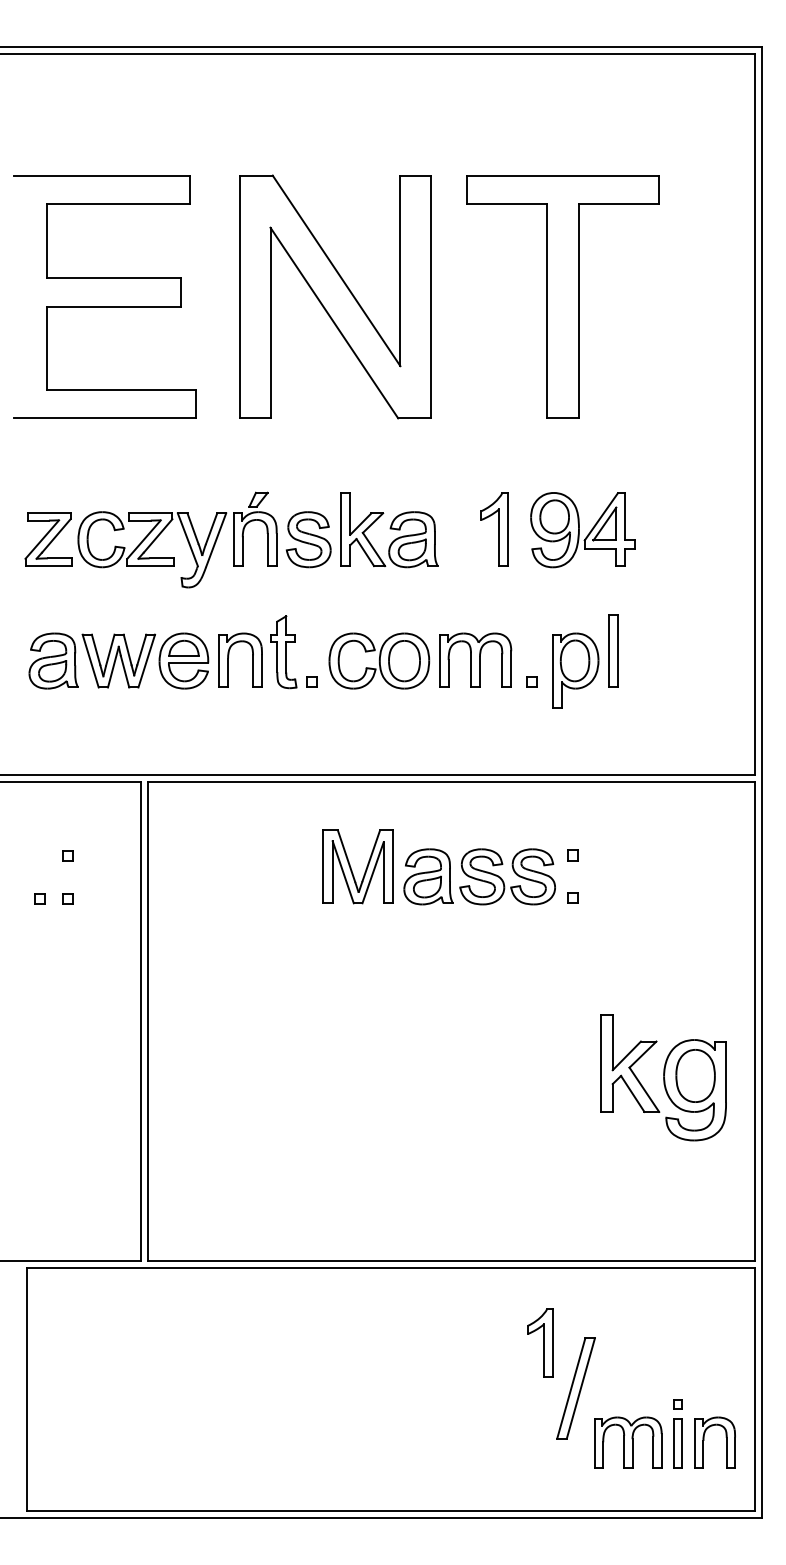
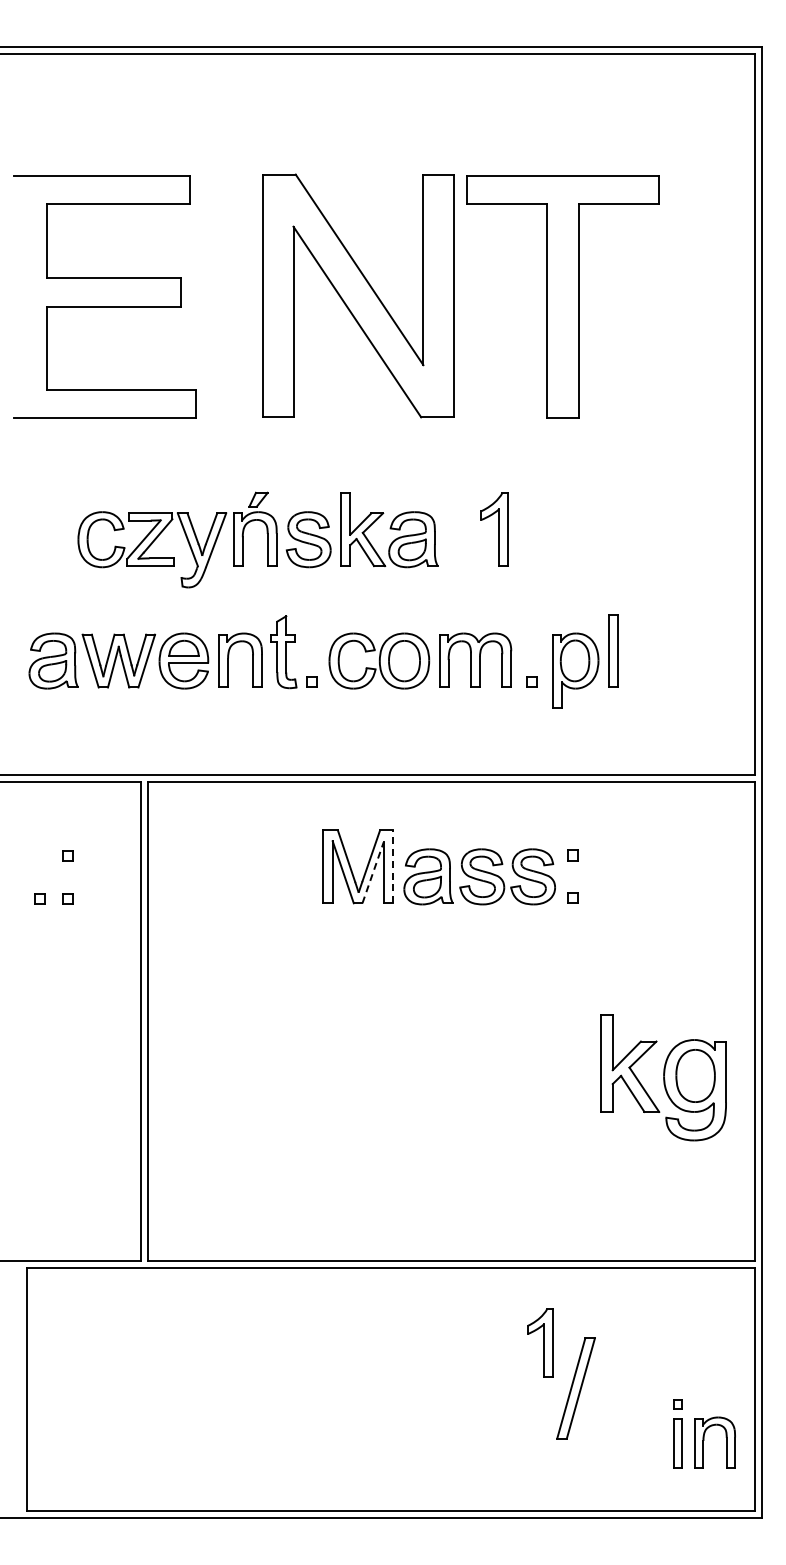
part position: (335, 296) -> (358, 295) (358, 295)
part: present -> none (582, 530)
part: present -> none (48, 539)
line: solid -> dashed (392, 866)
line: solid -> dashed (373, 872)
part: present -> none (628, 1442)
